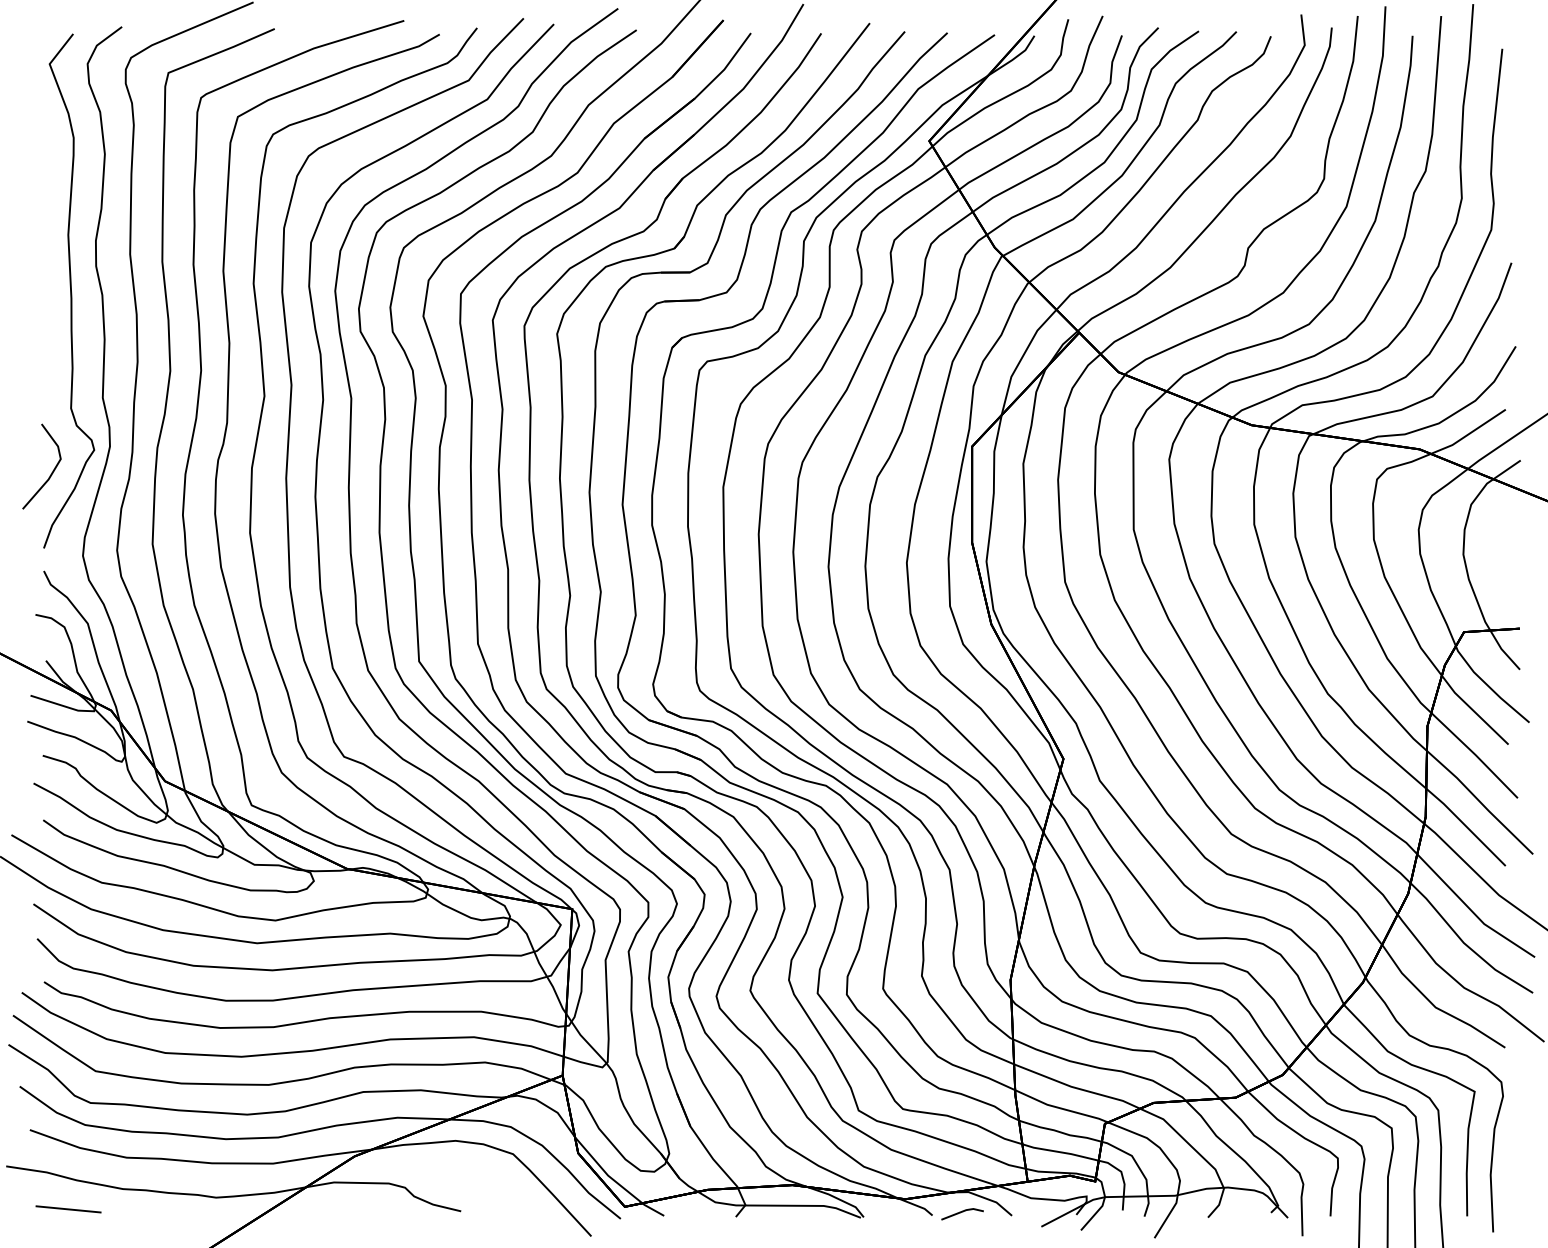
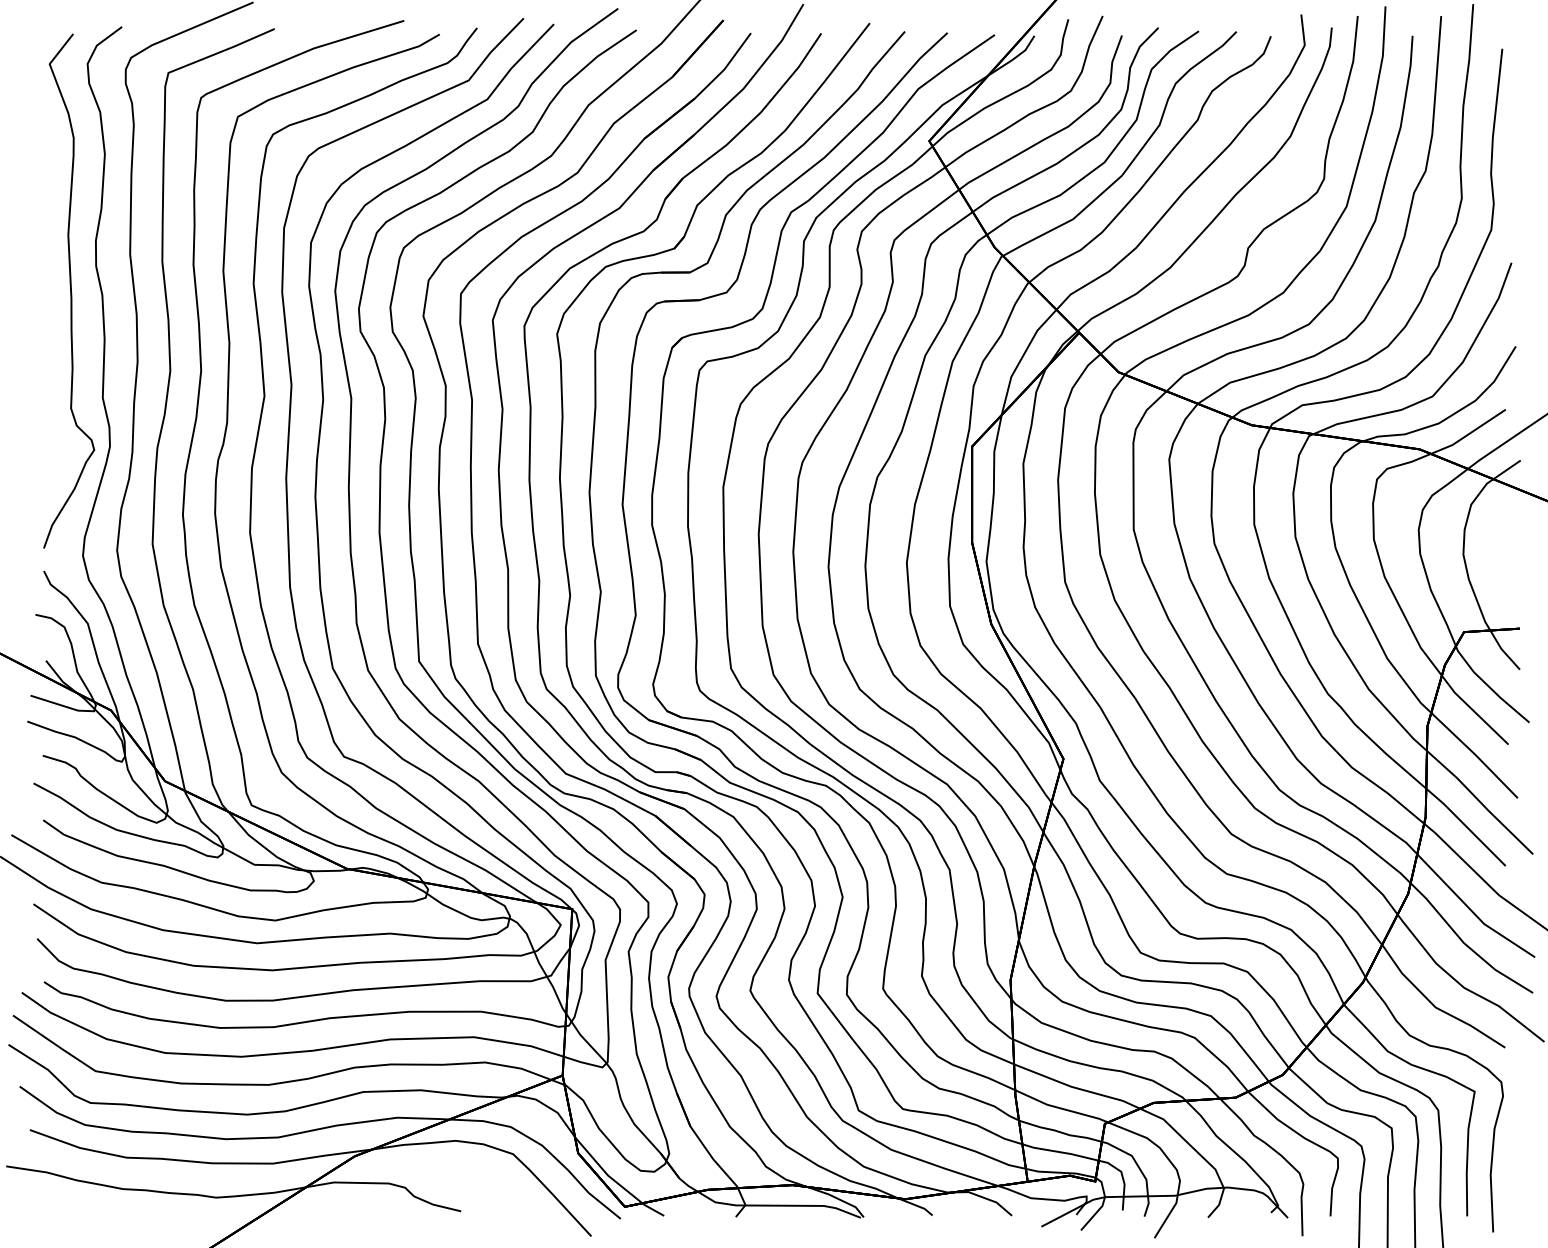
line: present -> none (51, 472)
line: present -> none (68, 1209)
line: present -> none (962, 1212)
